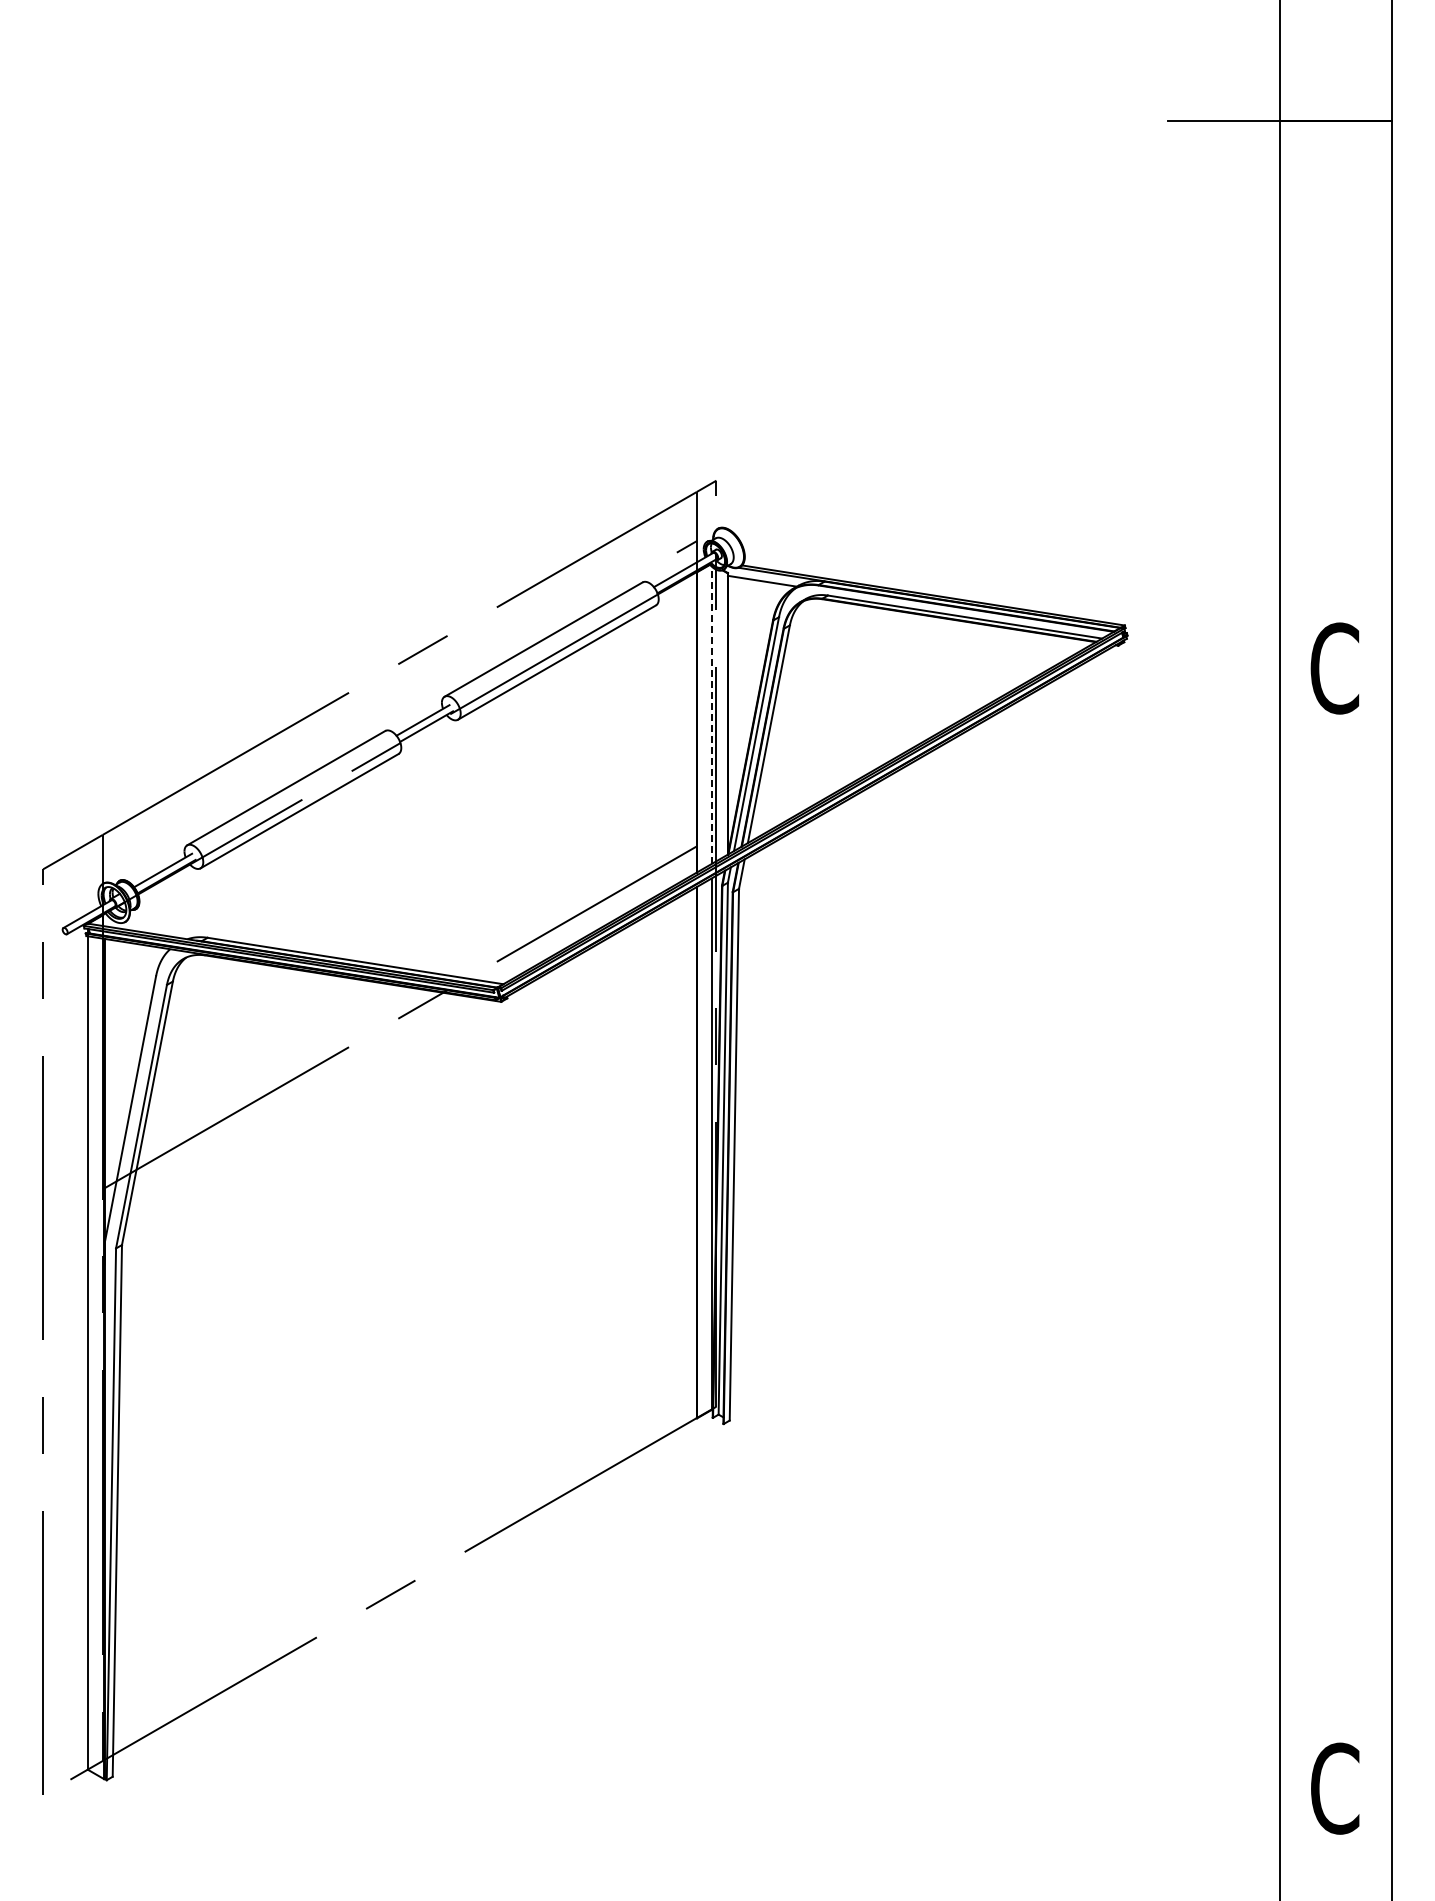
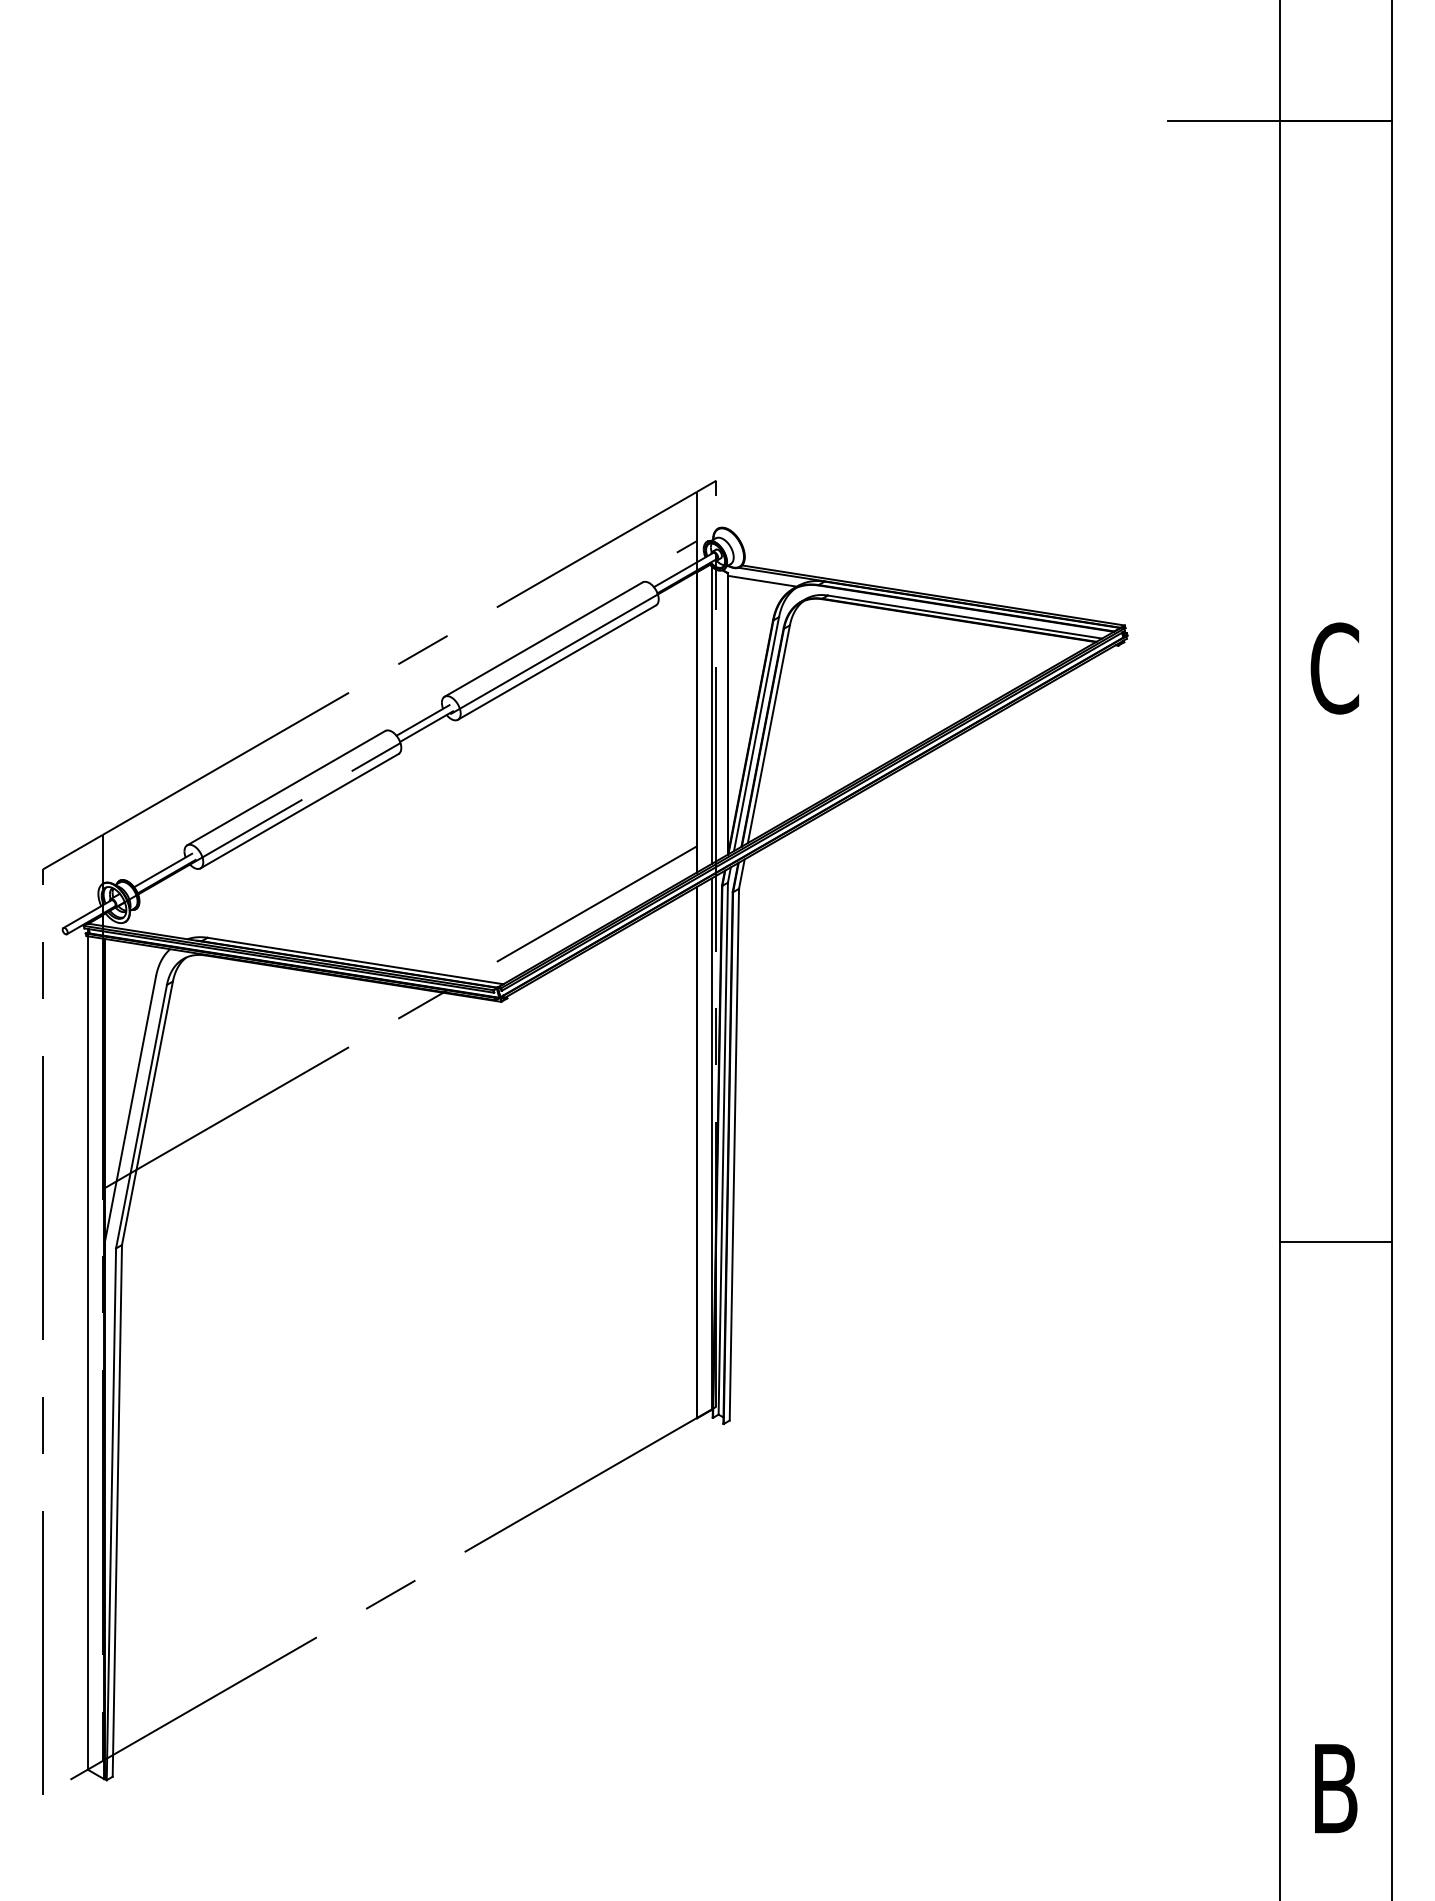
line: dashed -> solid (711, 715)
line: none -> present (1335, 1241)
text: C -> B (1335, 1788)
